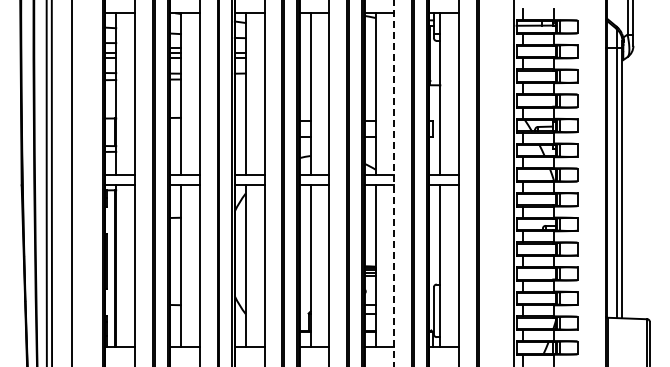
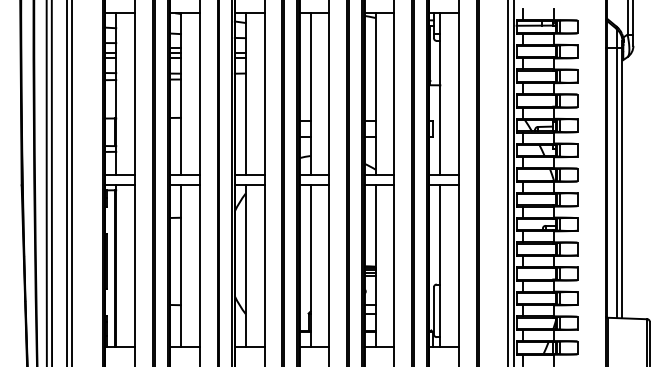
line: none -> present (66, 182)
line: none -> present (507, 182)
line: dashed -> solid (394, 183)
